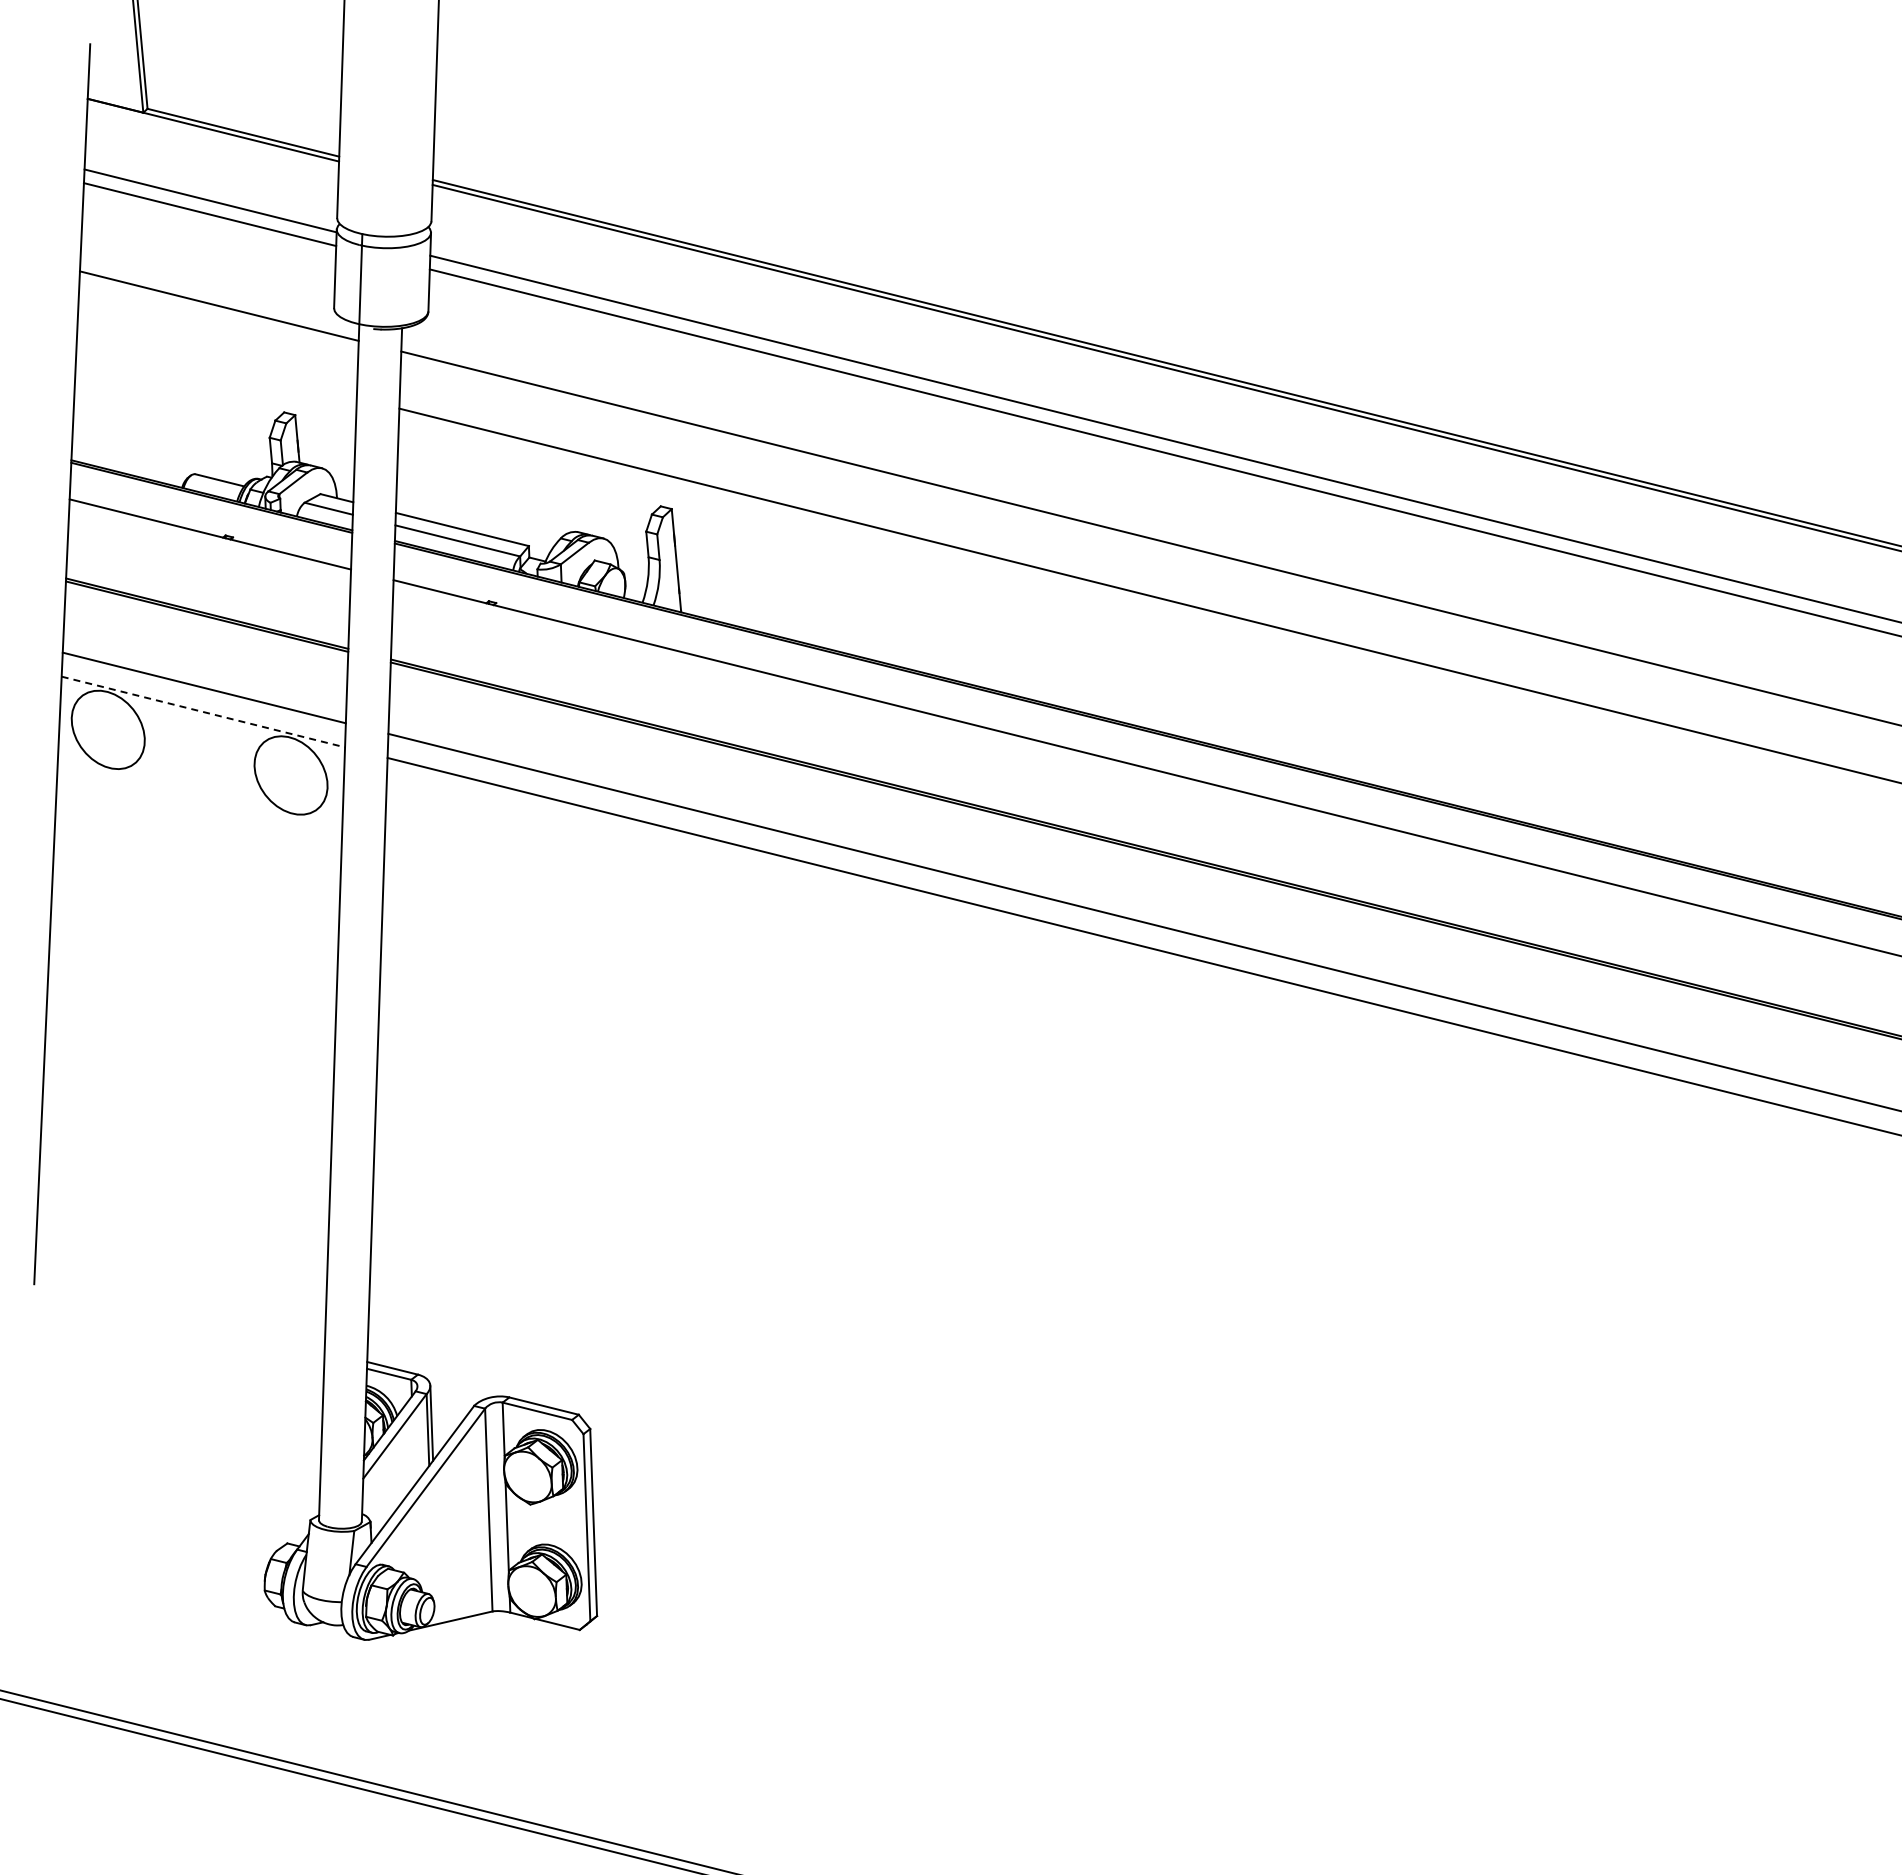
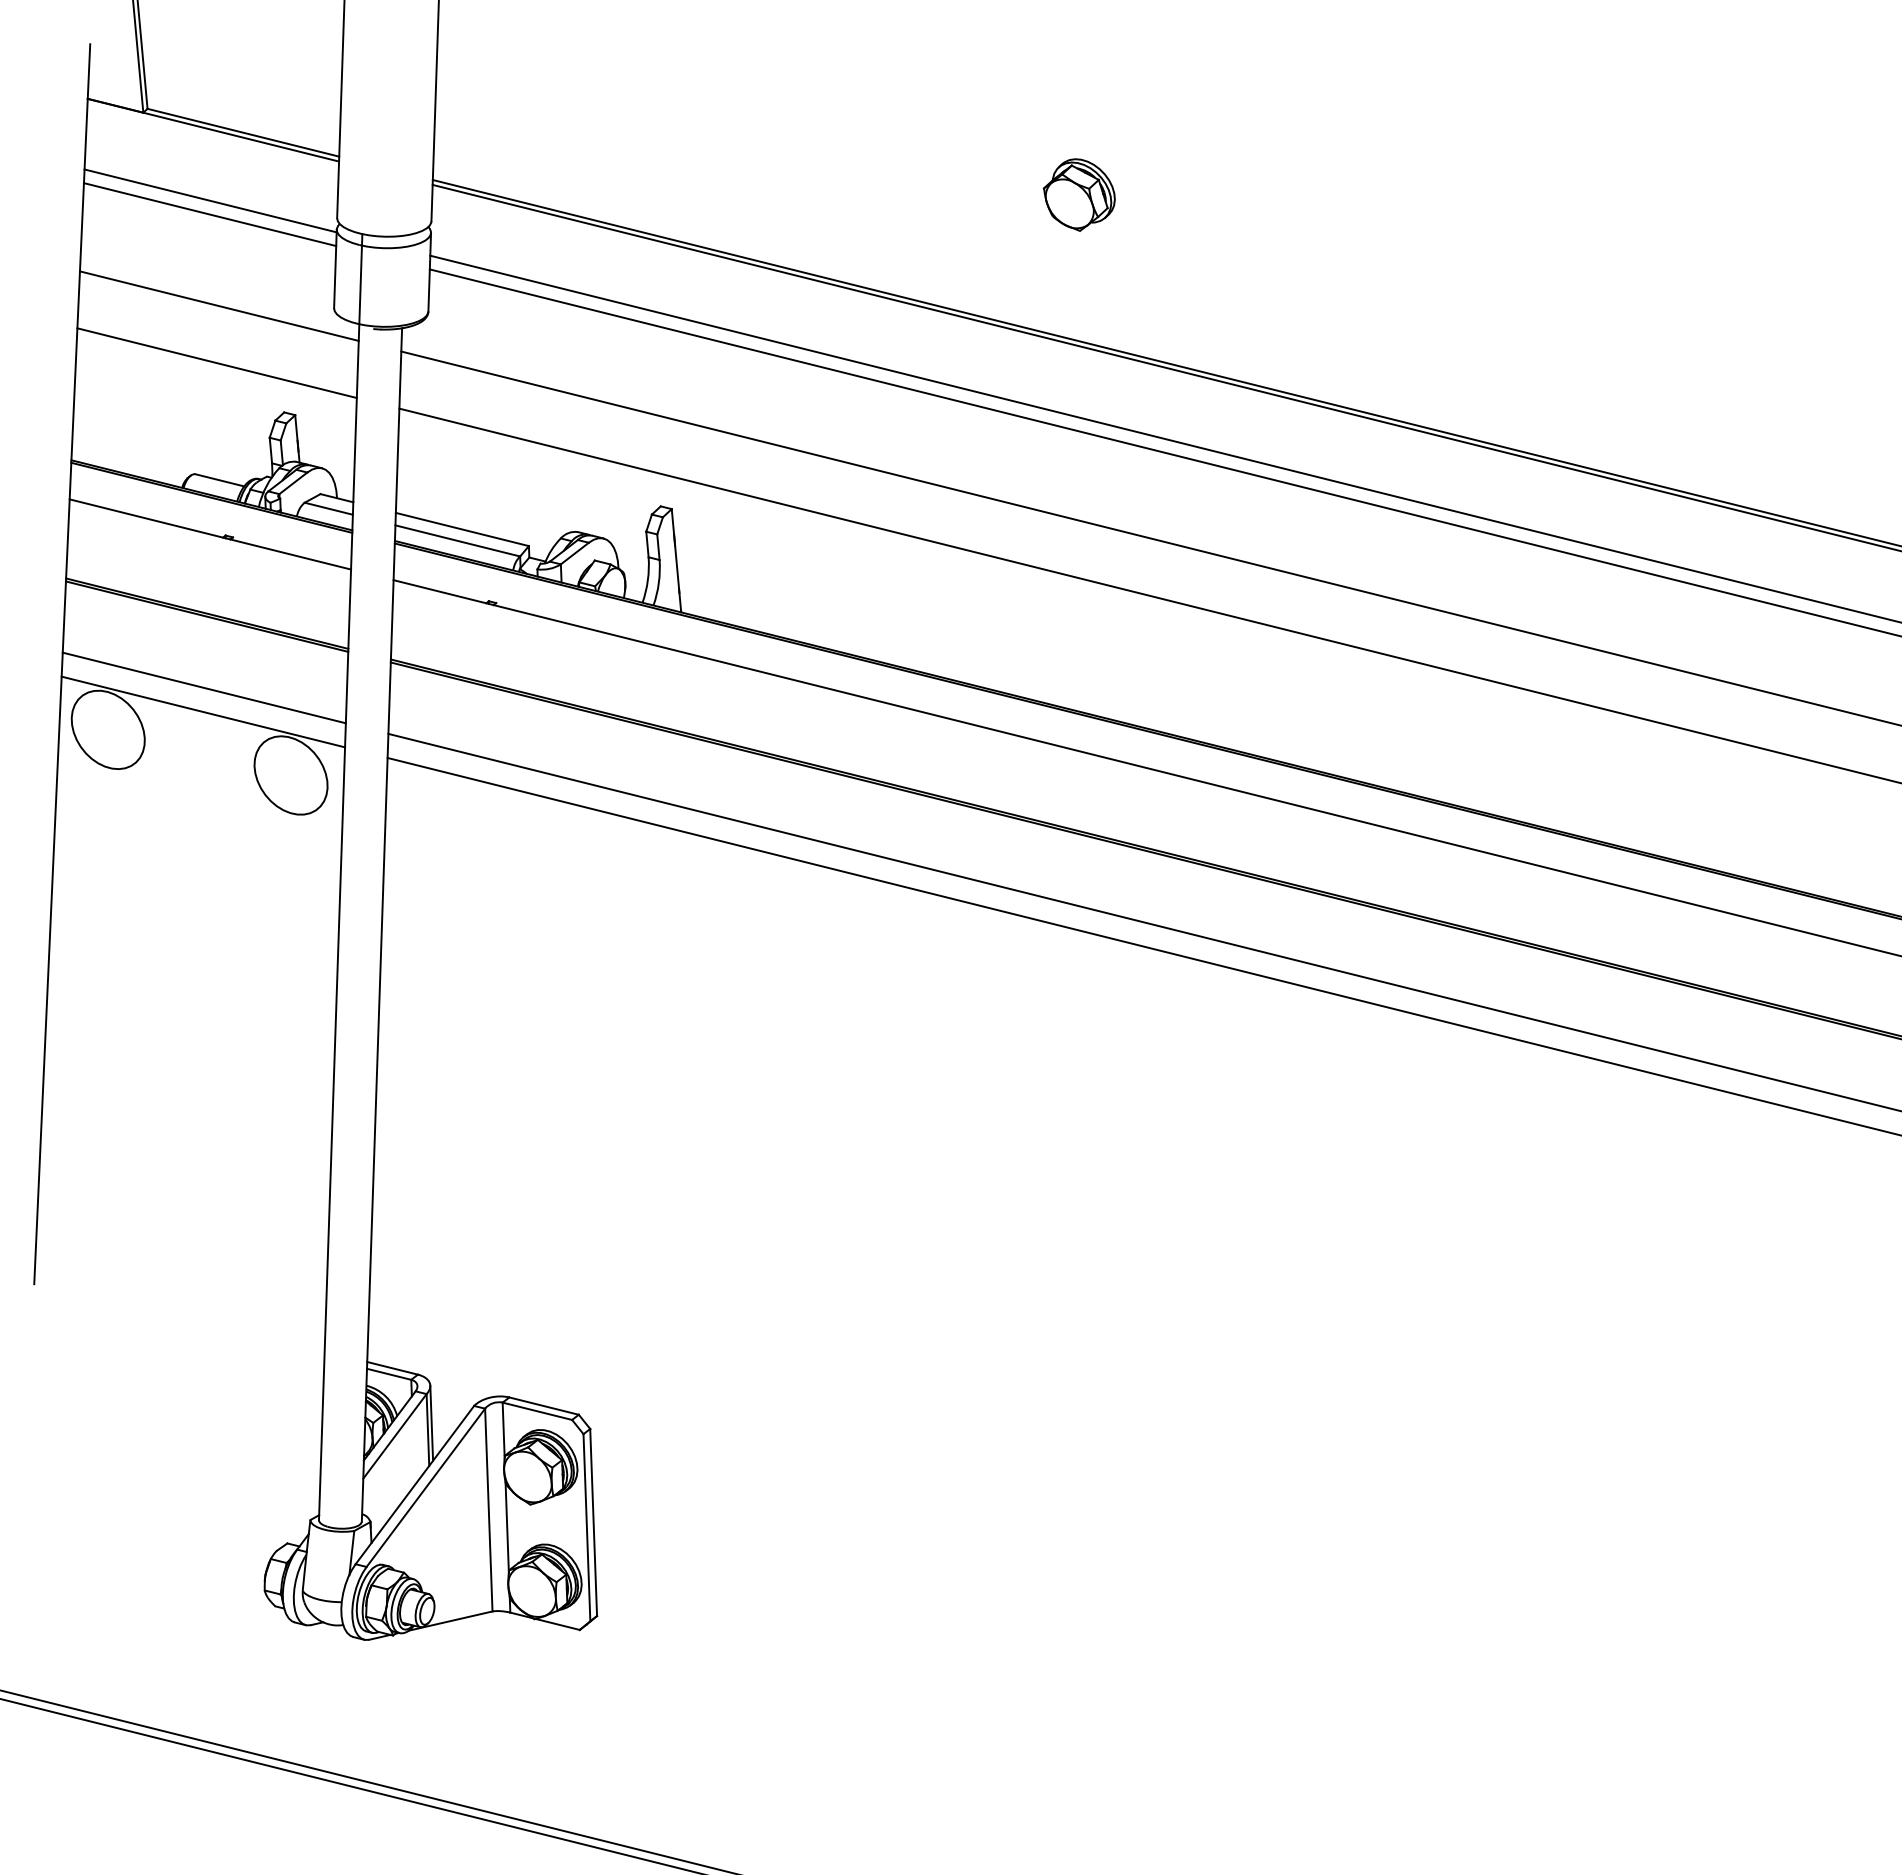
part: none -> present (1078, 194)
line: none -> present (216, 363)
line: dashed -> solid (203, 712)
